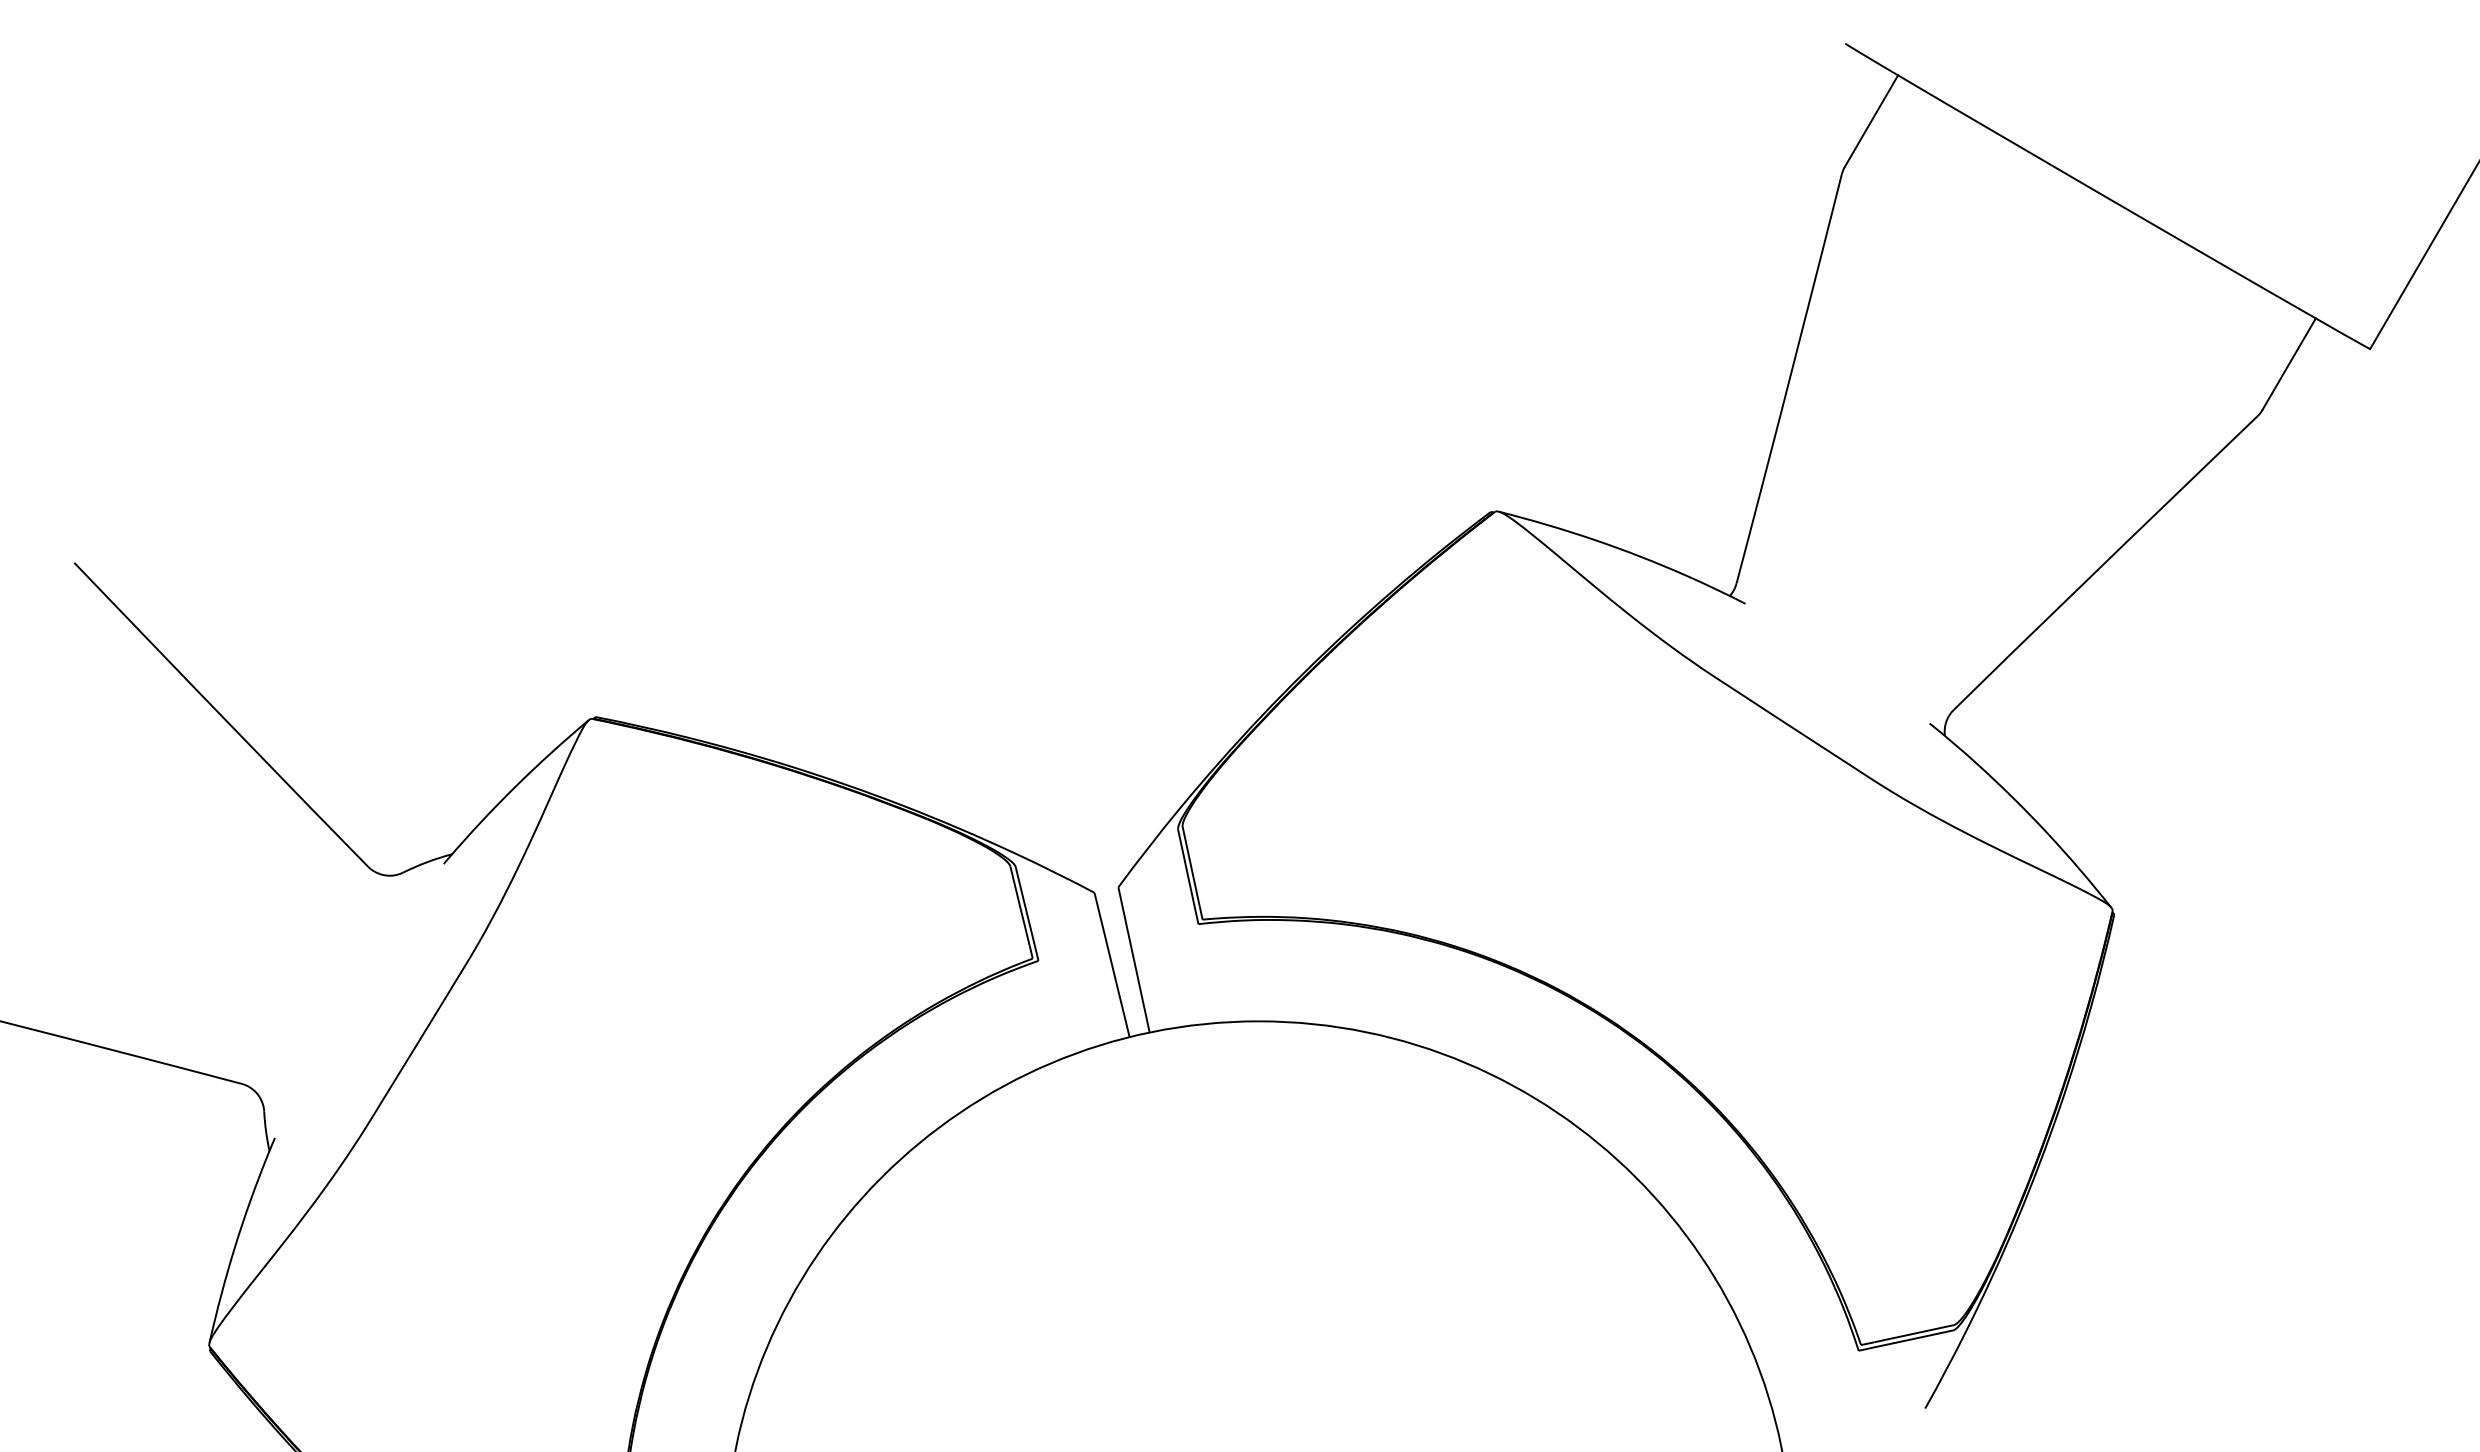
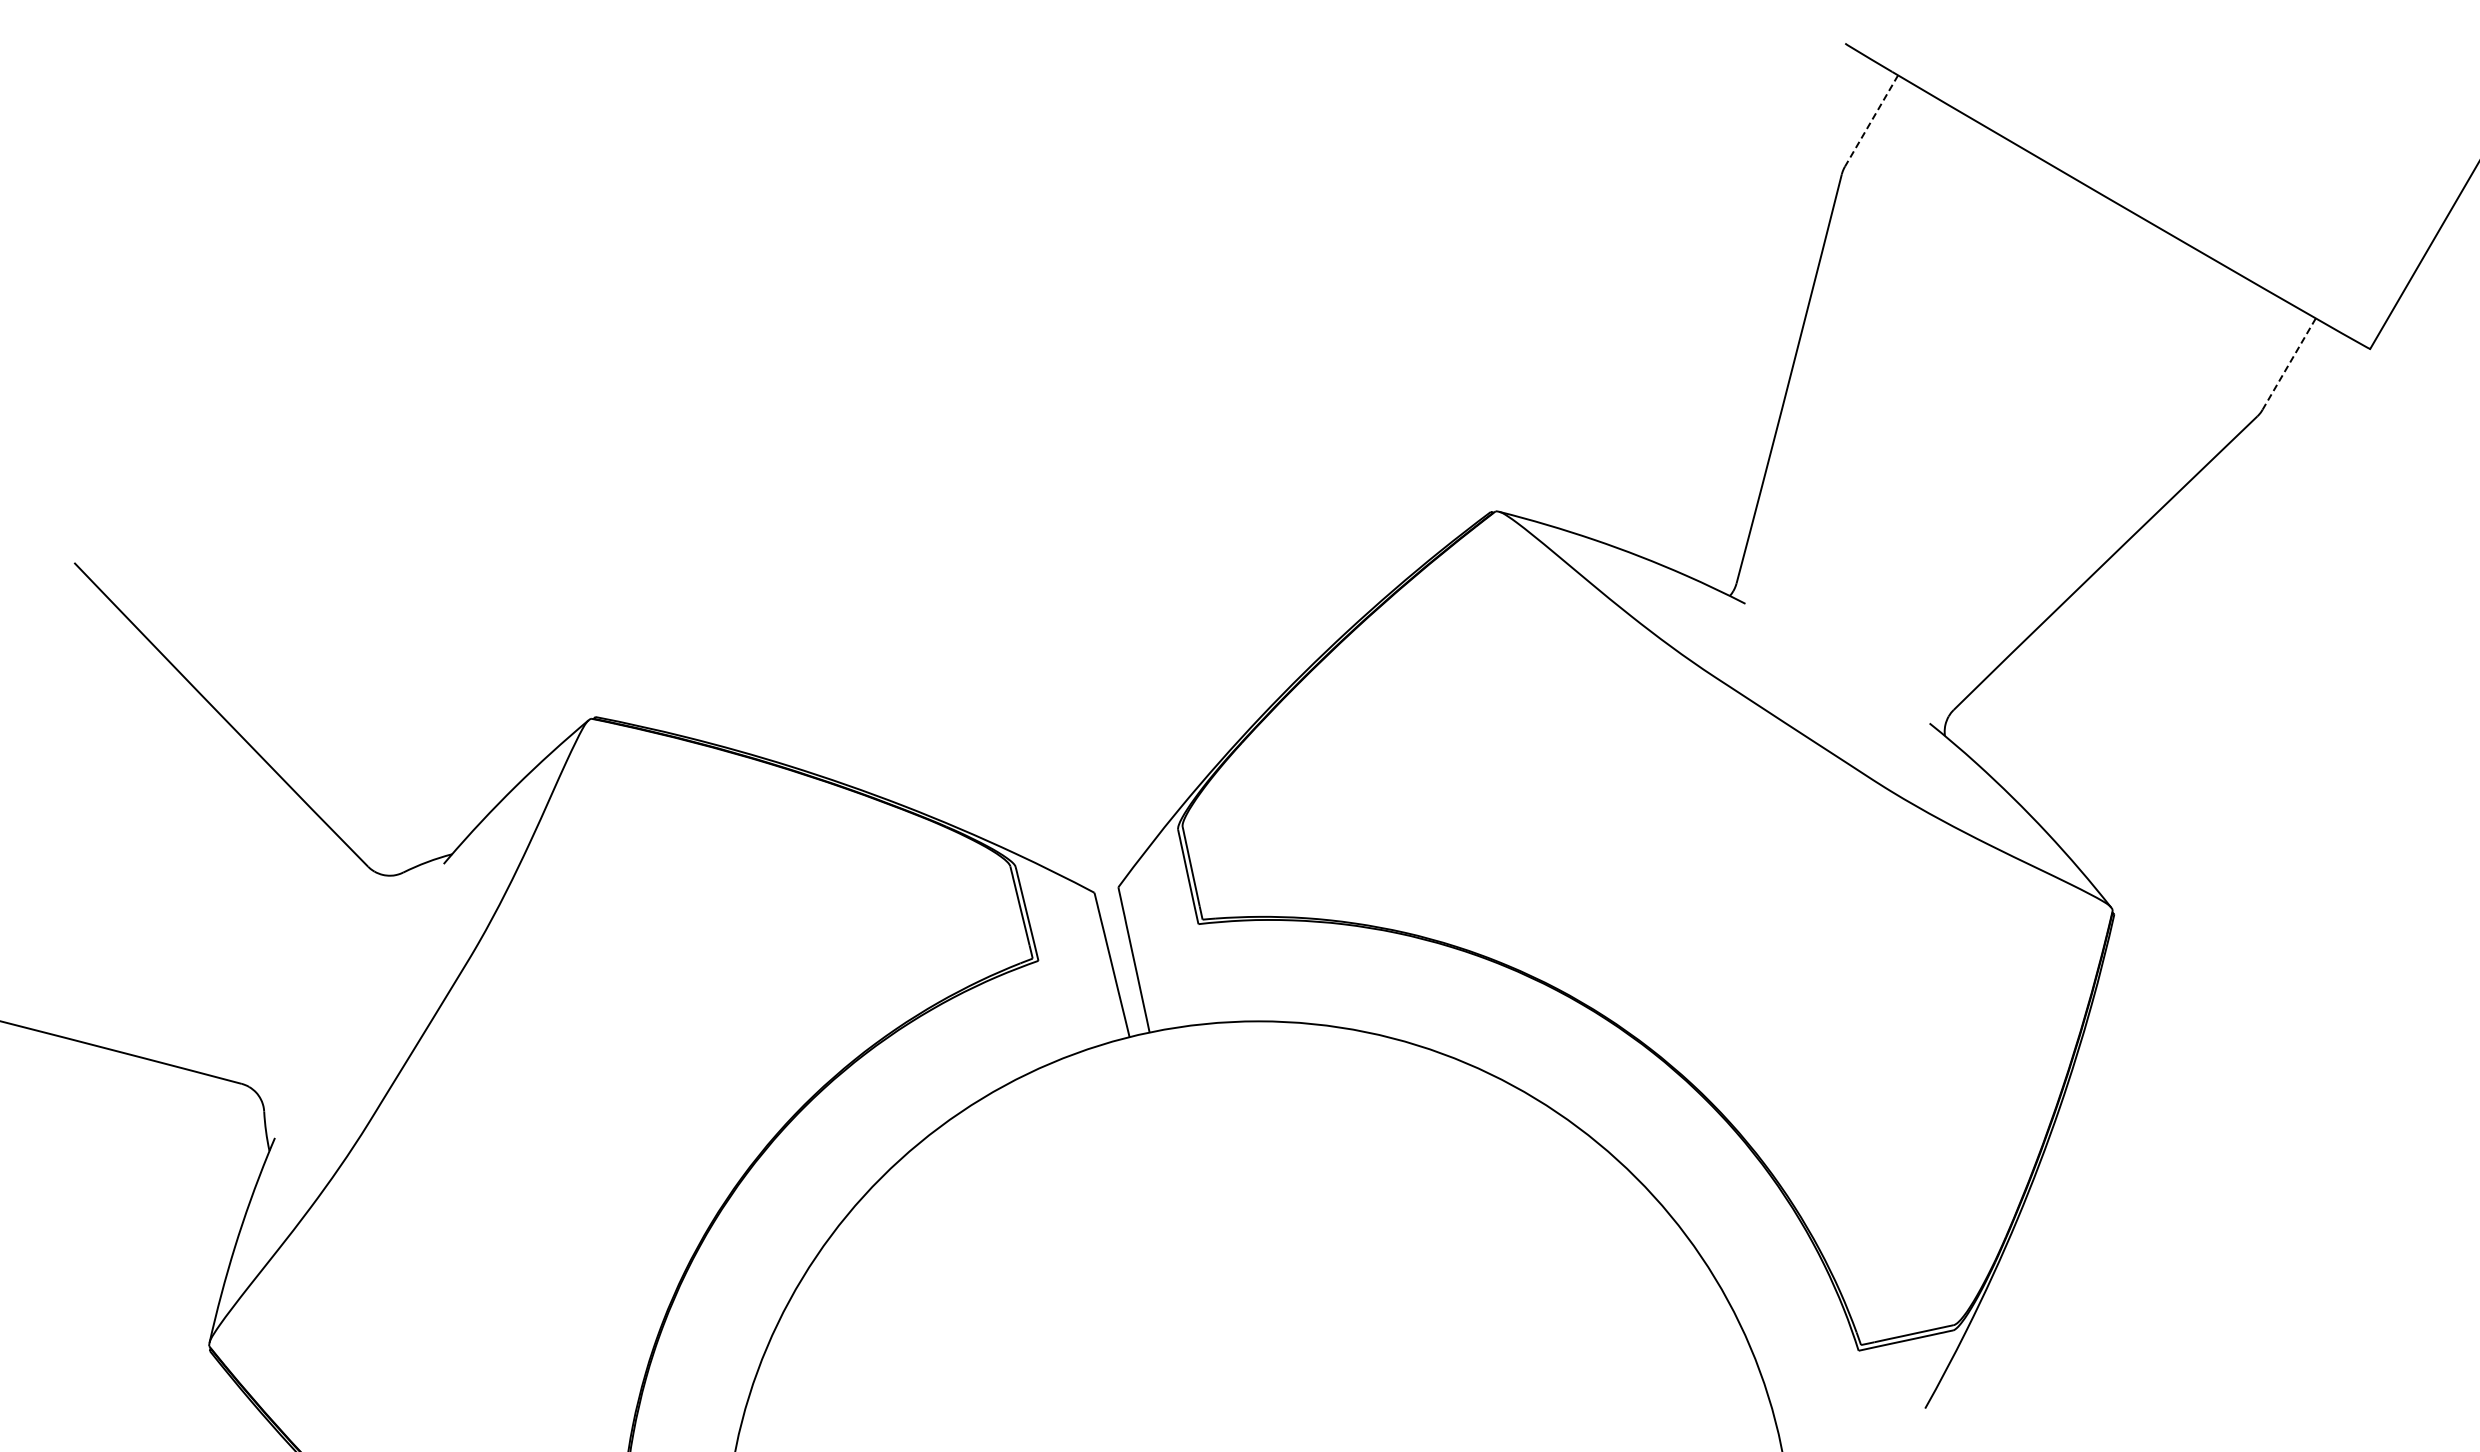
line: solid -> dashed (1871, 120)
line: solid -> dashed (2289, 364)
